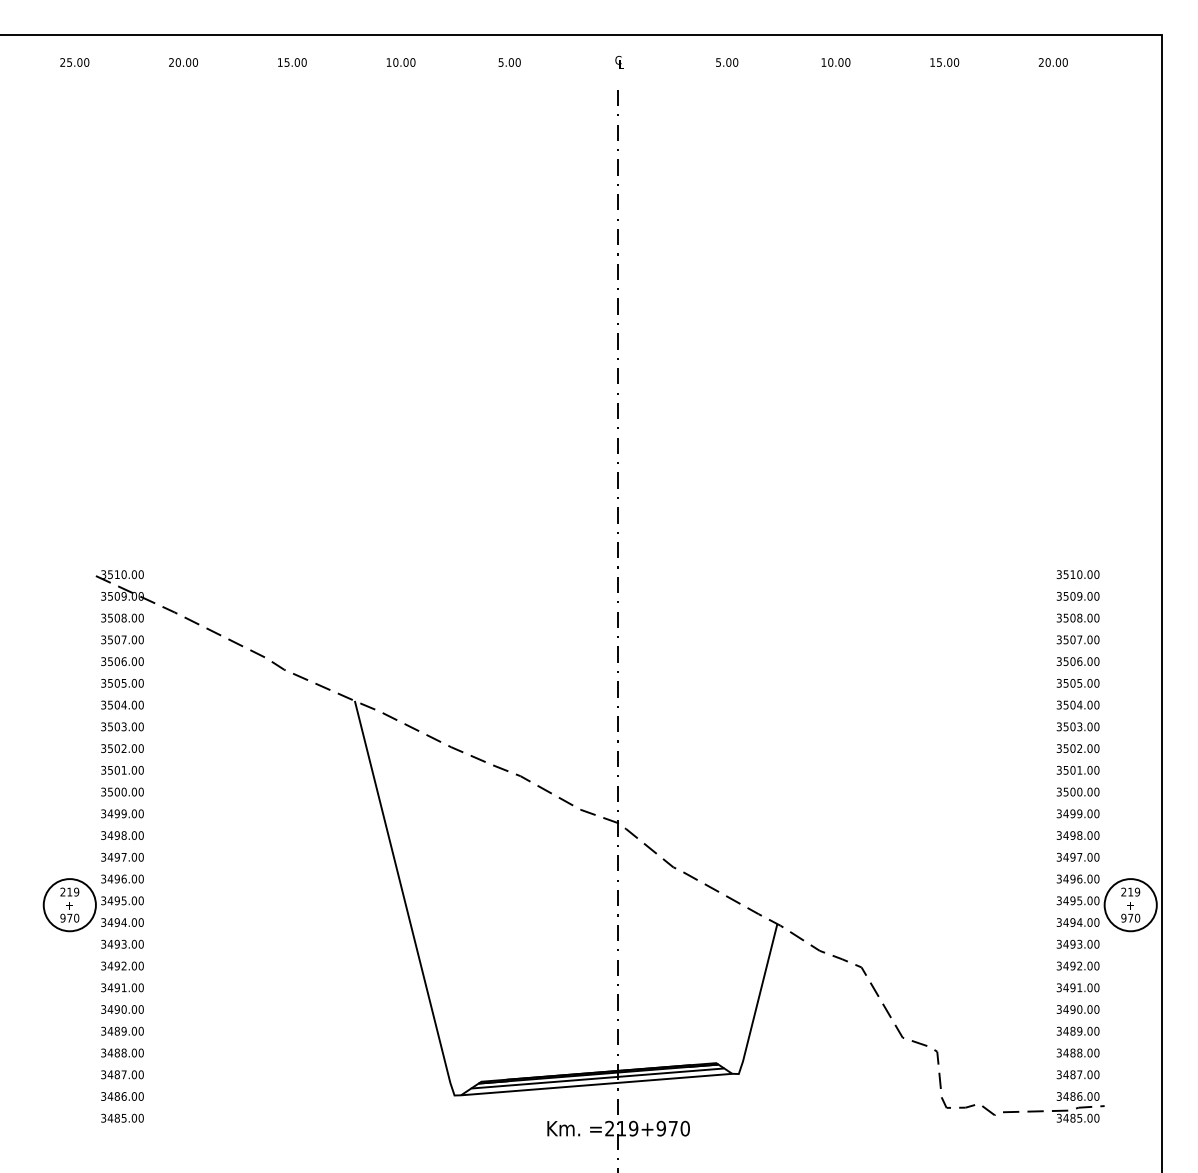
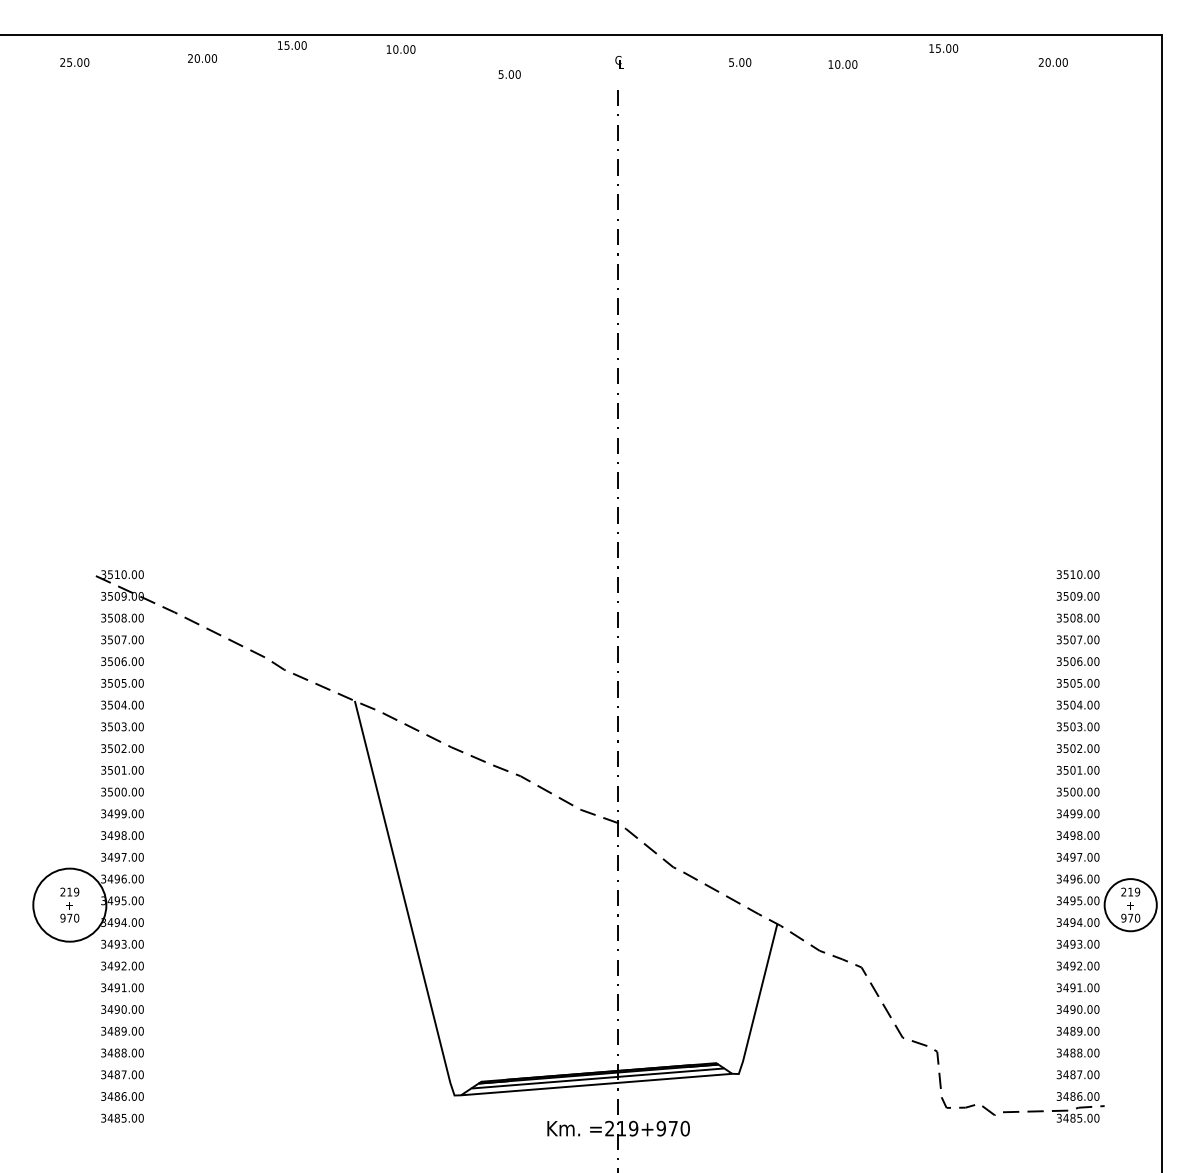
text position: (183, 62) -> (202, 58) (202, 58)
text position: (292, 62) -> (292, 45) (292, 45)
text position: (400, 62) -> (400, 49) (400, 49)
text position: (509, 62) -> (509, 74) (509, 74)
text position: (727, 62) -> (740, 62) (740, 62)
text position: (835, 62) -> (842, 64) (842, 64)
text position: (944, 62) -> (943, 48) (943, 48)
circle diameter: 52 px -> 73 px (69, 904)
